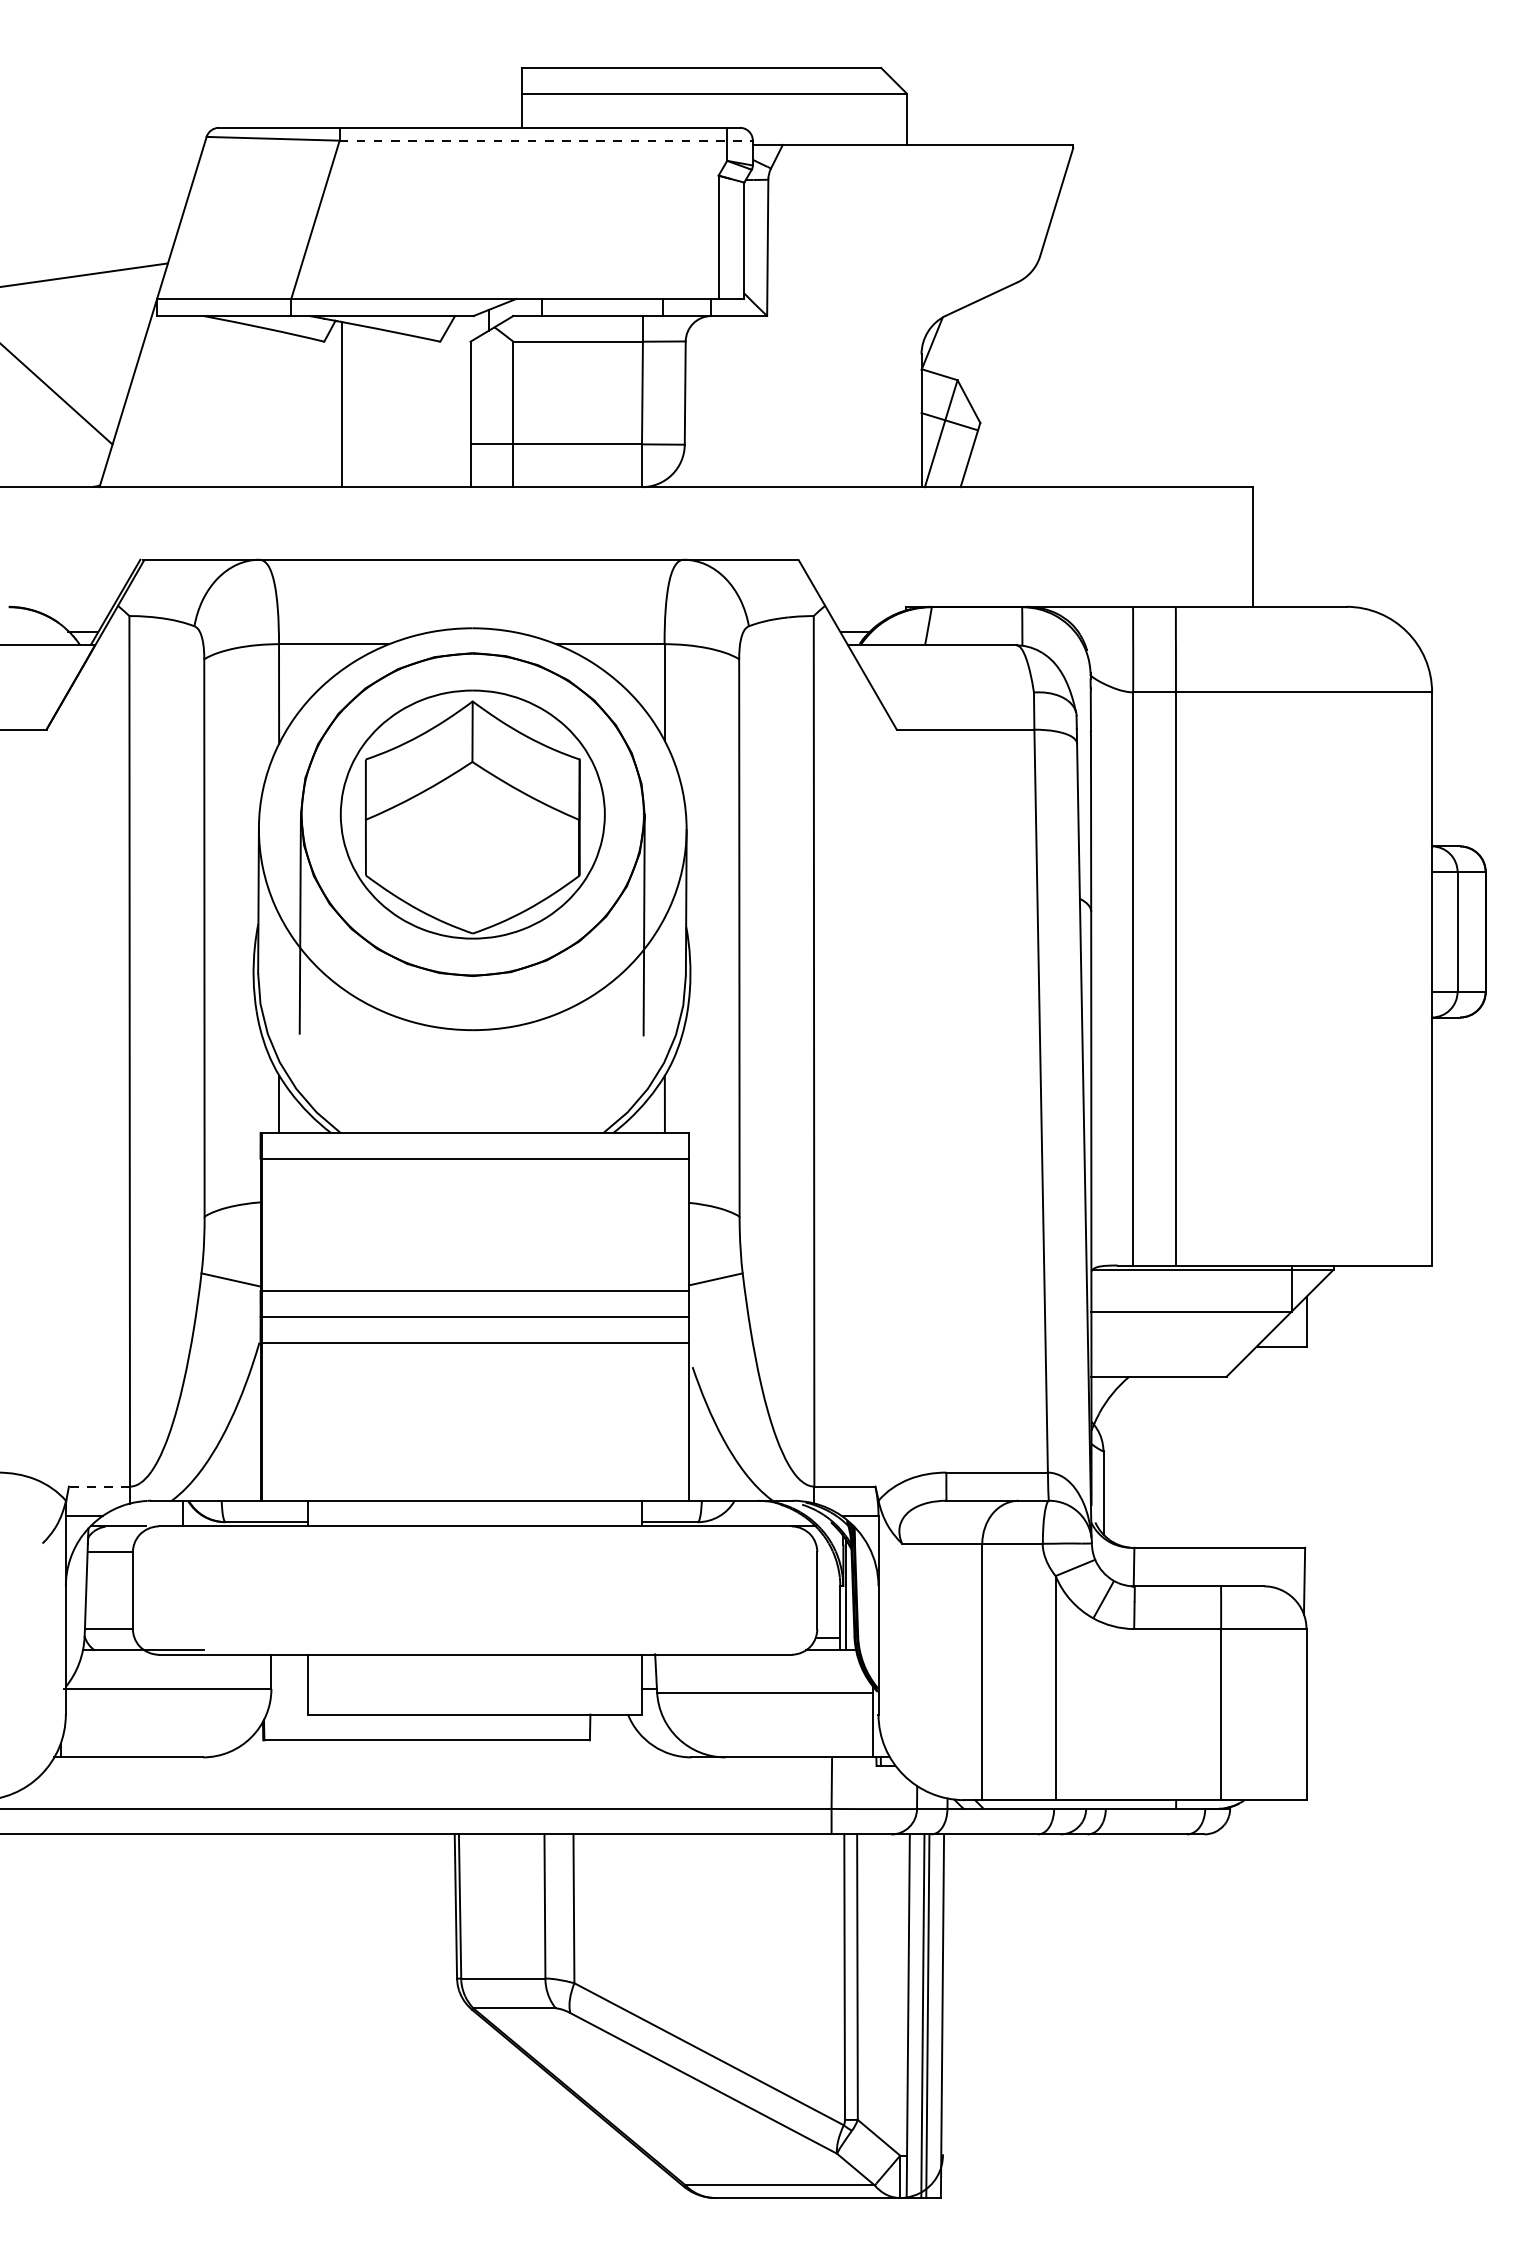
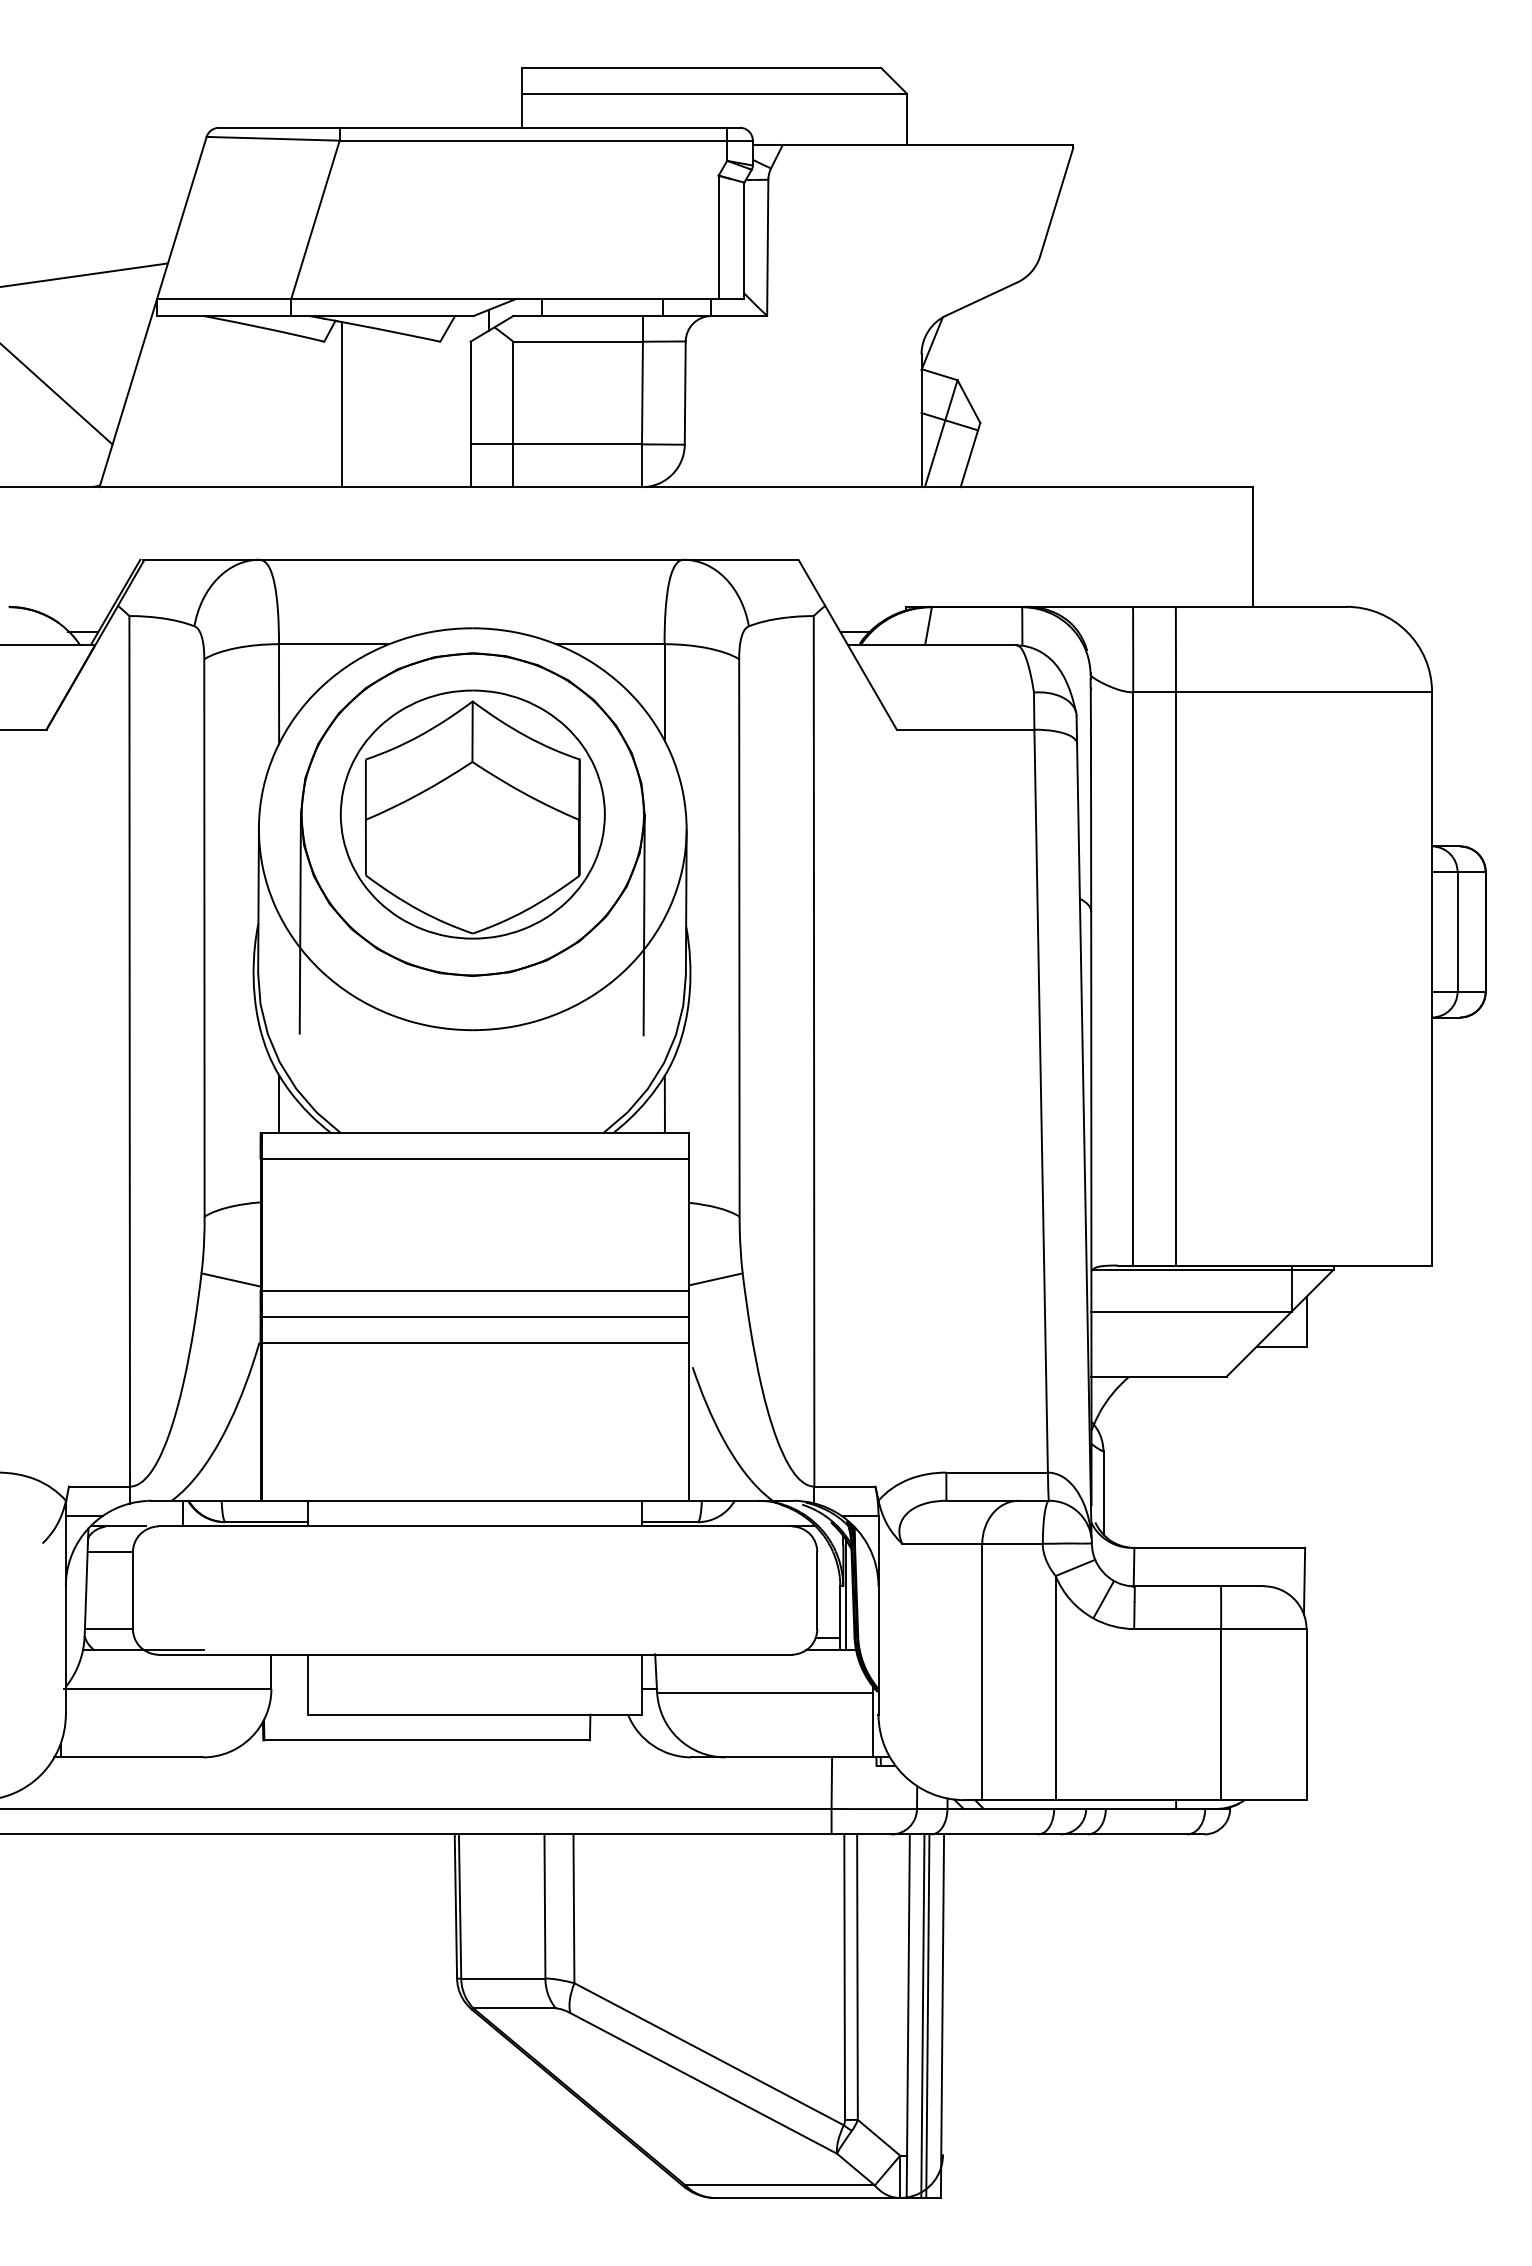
line: dashed -> solid (546, 140)
line: dashed -> solid (99, 1486)
